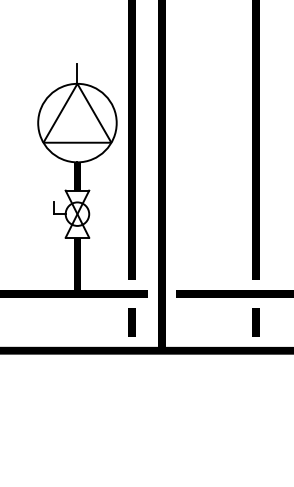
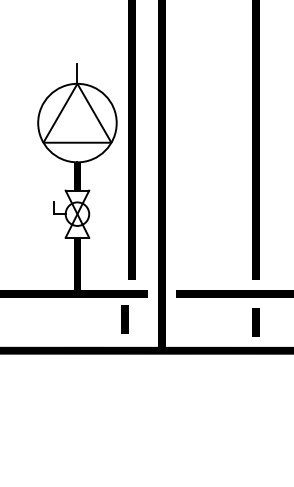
line position: (131, 322) -> (124, 319) (124, 319)
